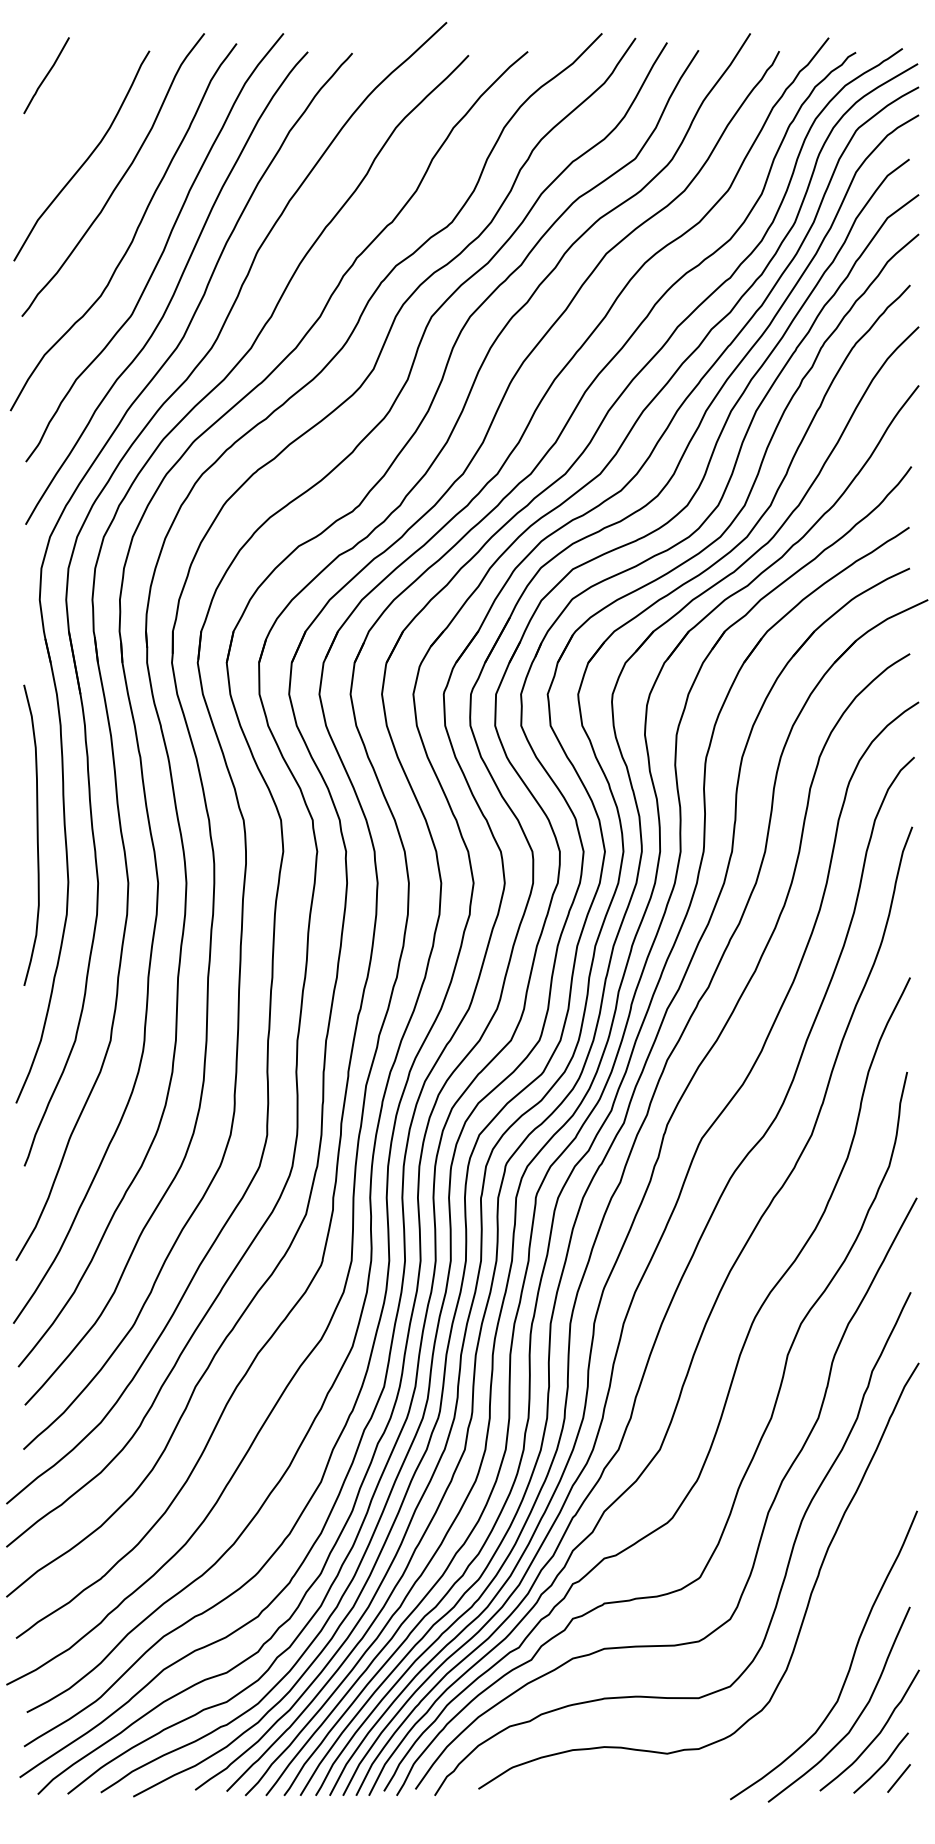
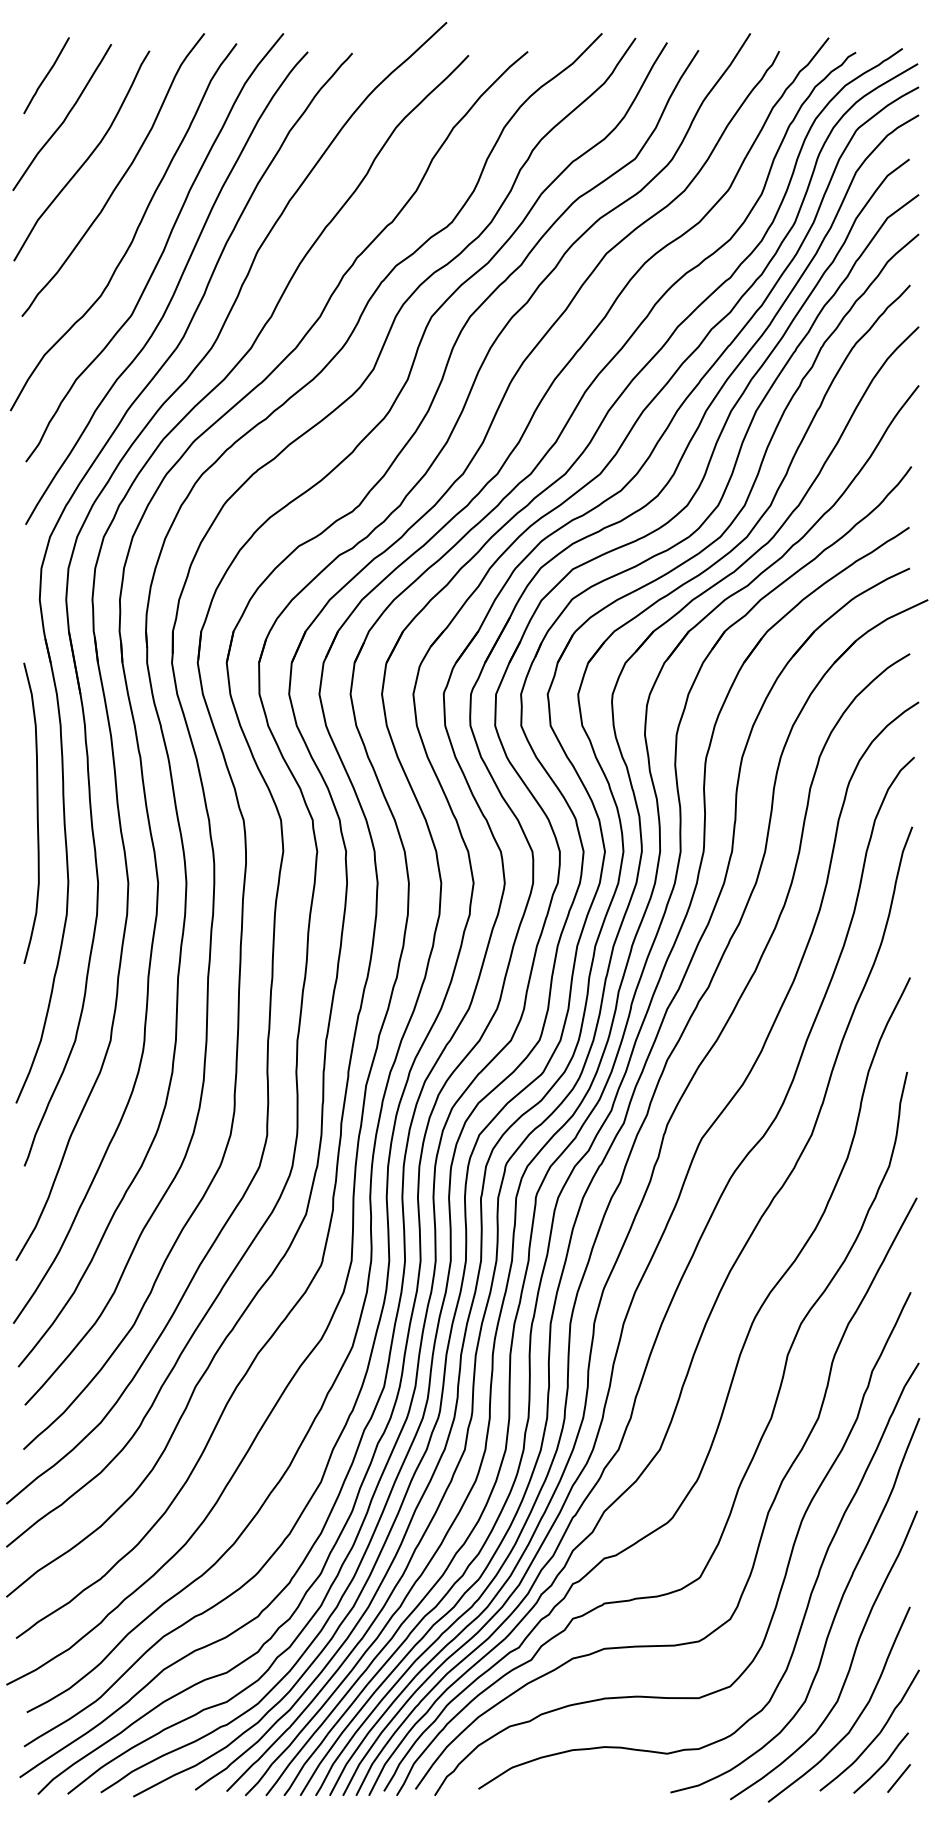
curve: none -> present (64, 118)
curve position: (36, 834) -> (36, 812) (36, 812)
curve: none -> present (831, 1622)
